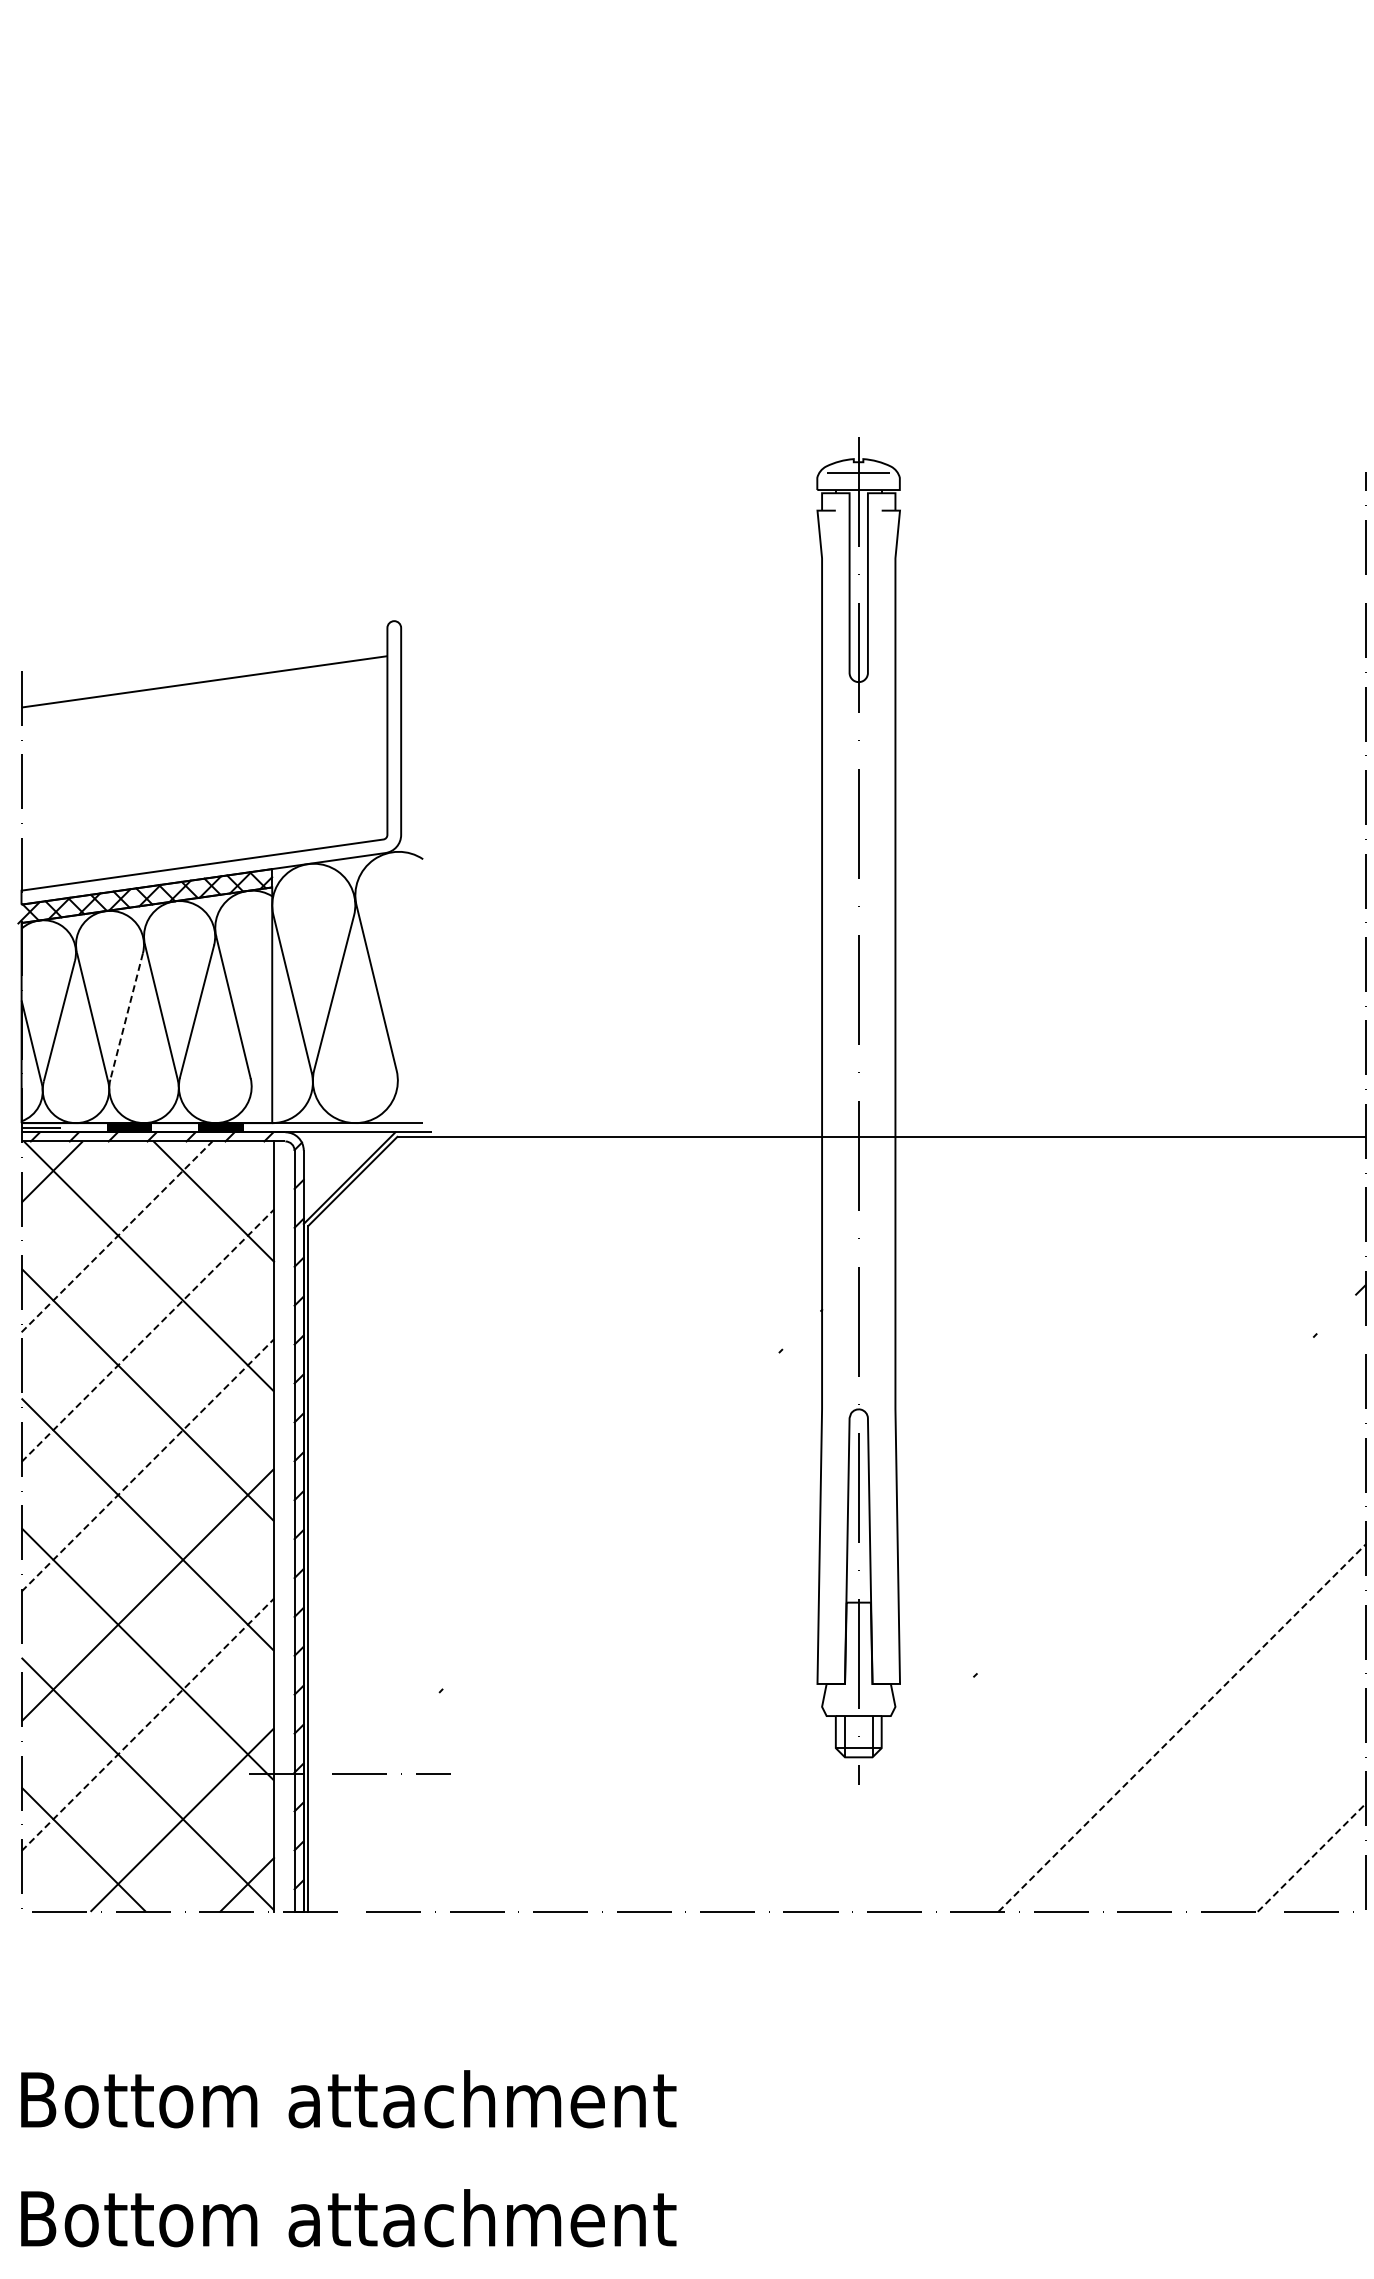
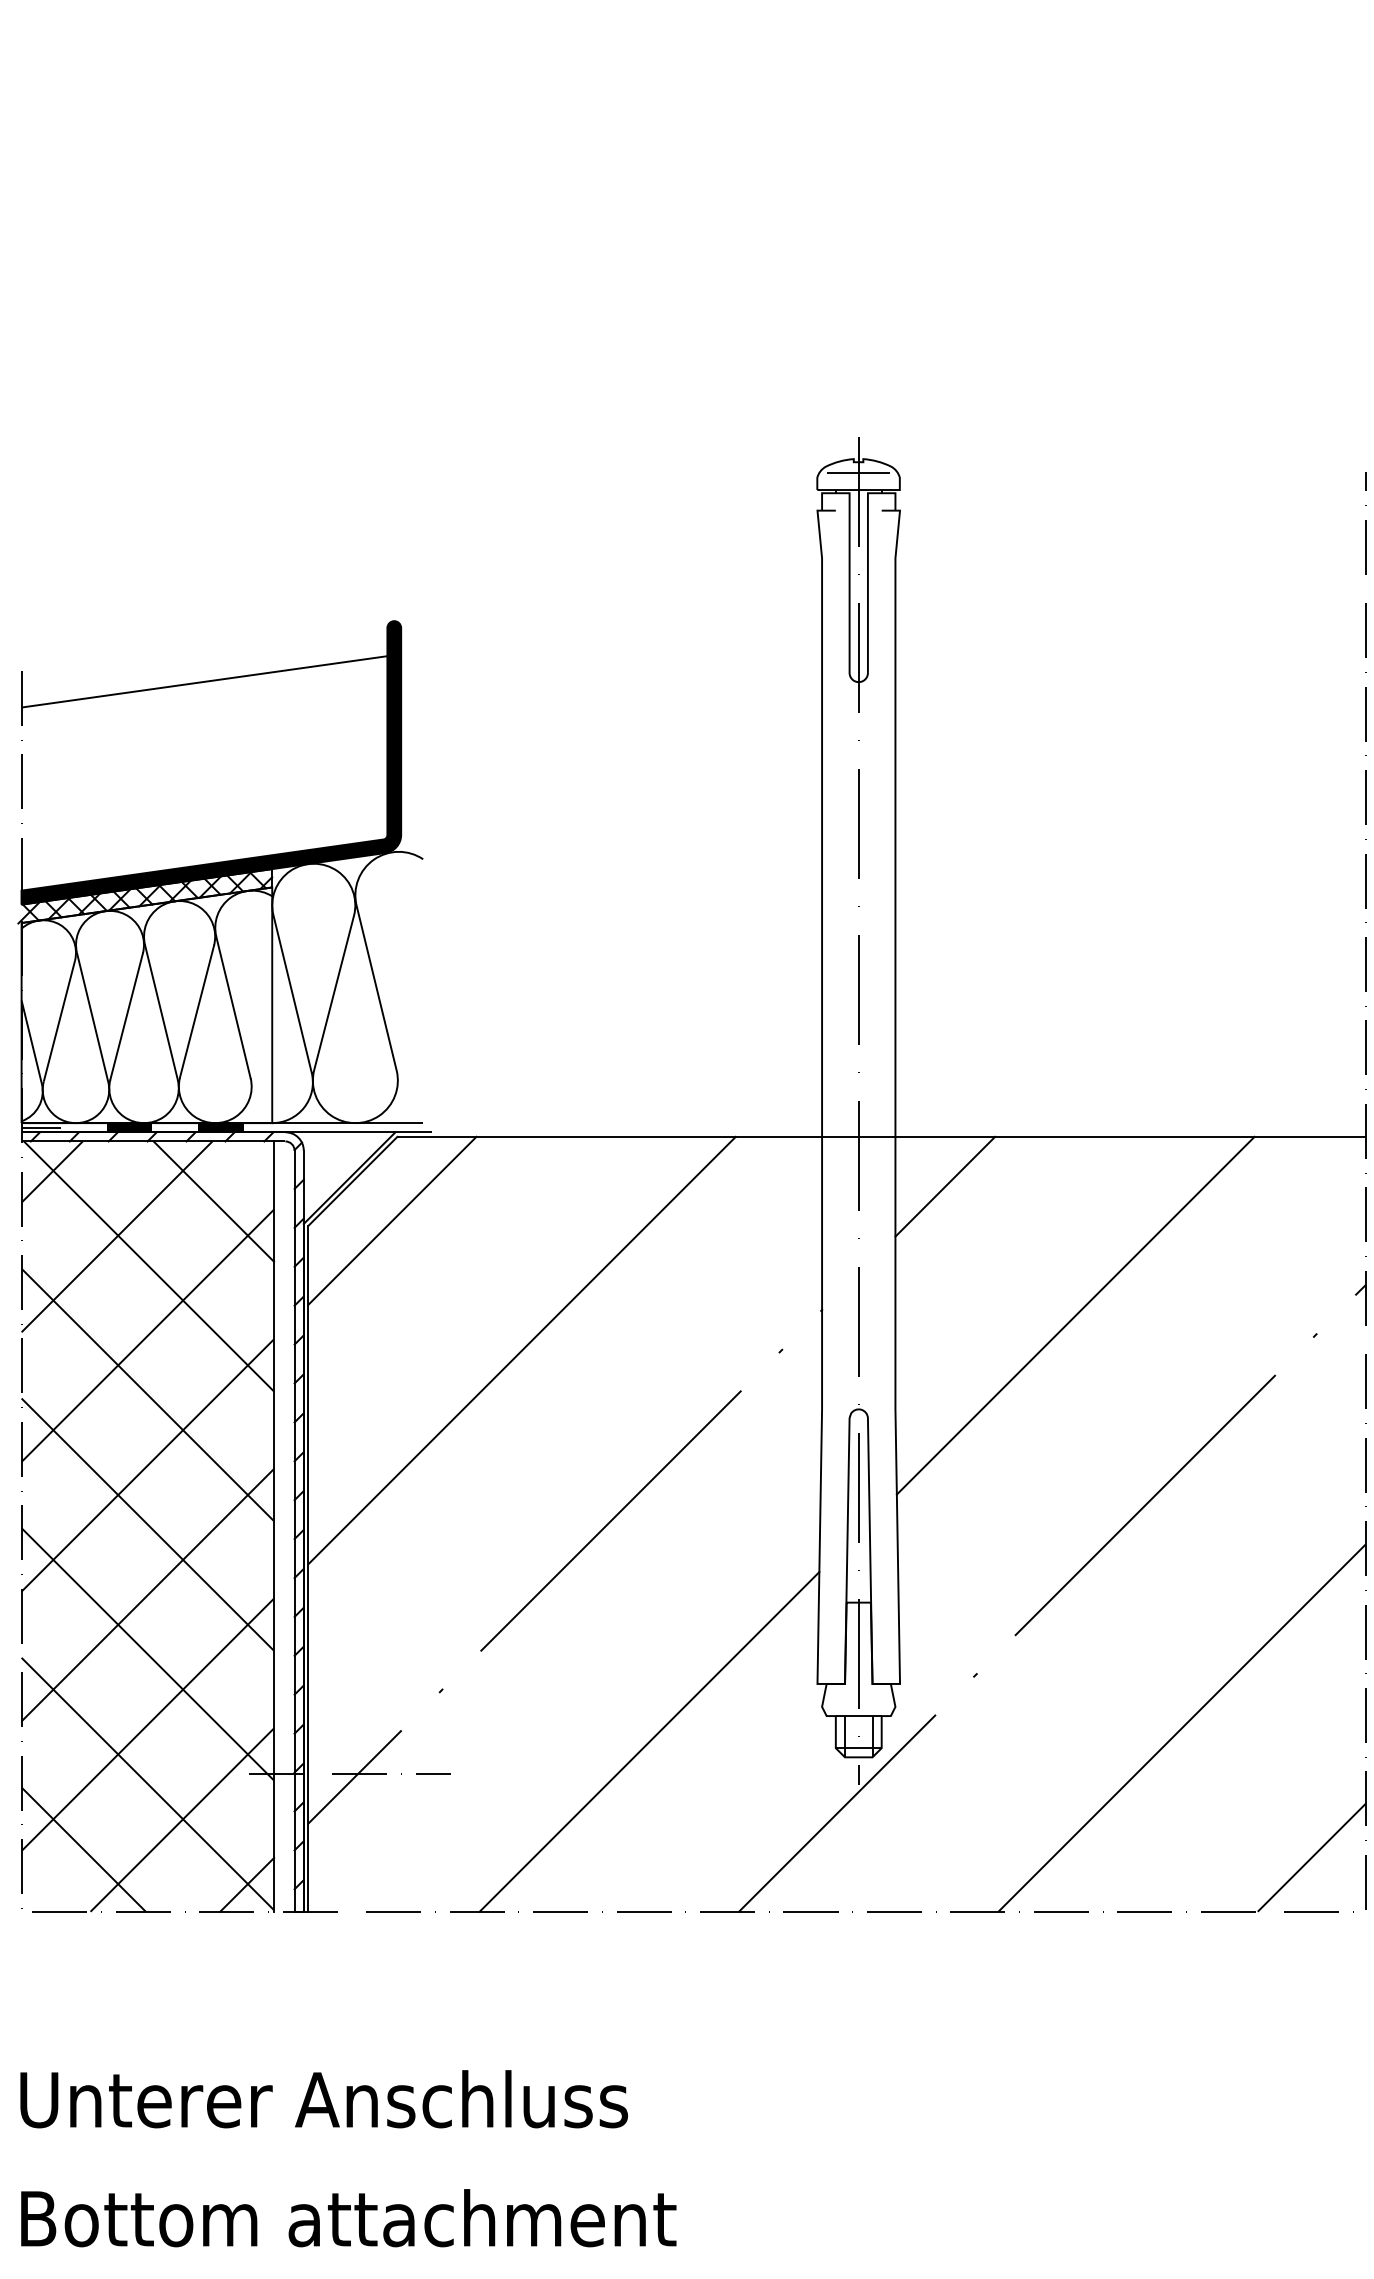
fill: none -> present (211, 762)
line: dashed -> solid (126, 1017)
line: none -> present (945, 1186)
line: none -> present (392, 1220)
line: dashed -> solid (117, 1236)
line: none -> present (1075, 1315)
line: dashed -> solid (148, 1335)
line: none -> present (521, 1350)
line: dashed -> solid (148, 1465)
line: none -> present (1145, 1505)
line: none -> present (610, 1520)
line: dashed -> solid (147, 1724)
line: dashed -> solid (1182, 1728)
line: none -> present (649, 1741)
line: none -> present (354, 1777)
line: none -> present (837, 1813)
line: dashed -> solid (1312, 1857)
text: Bottom attachment -> Unterer Anschluss (348, 2099)
